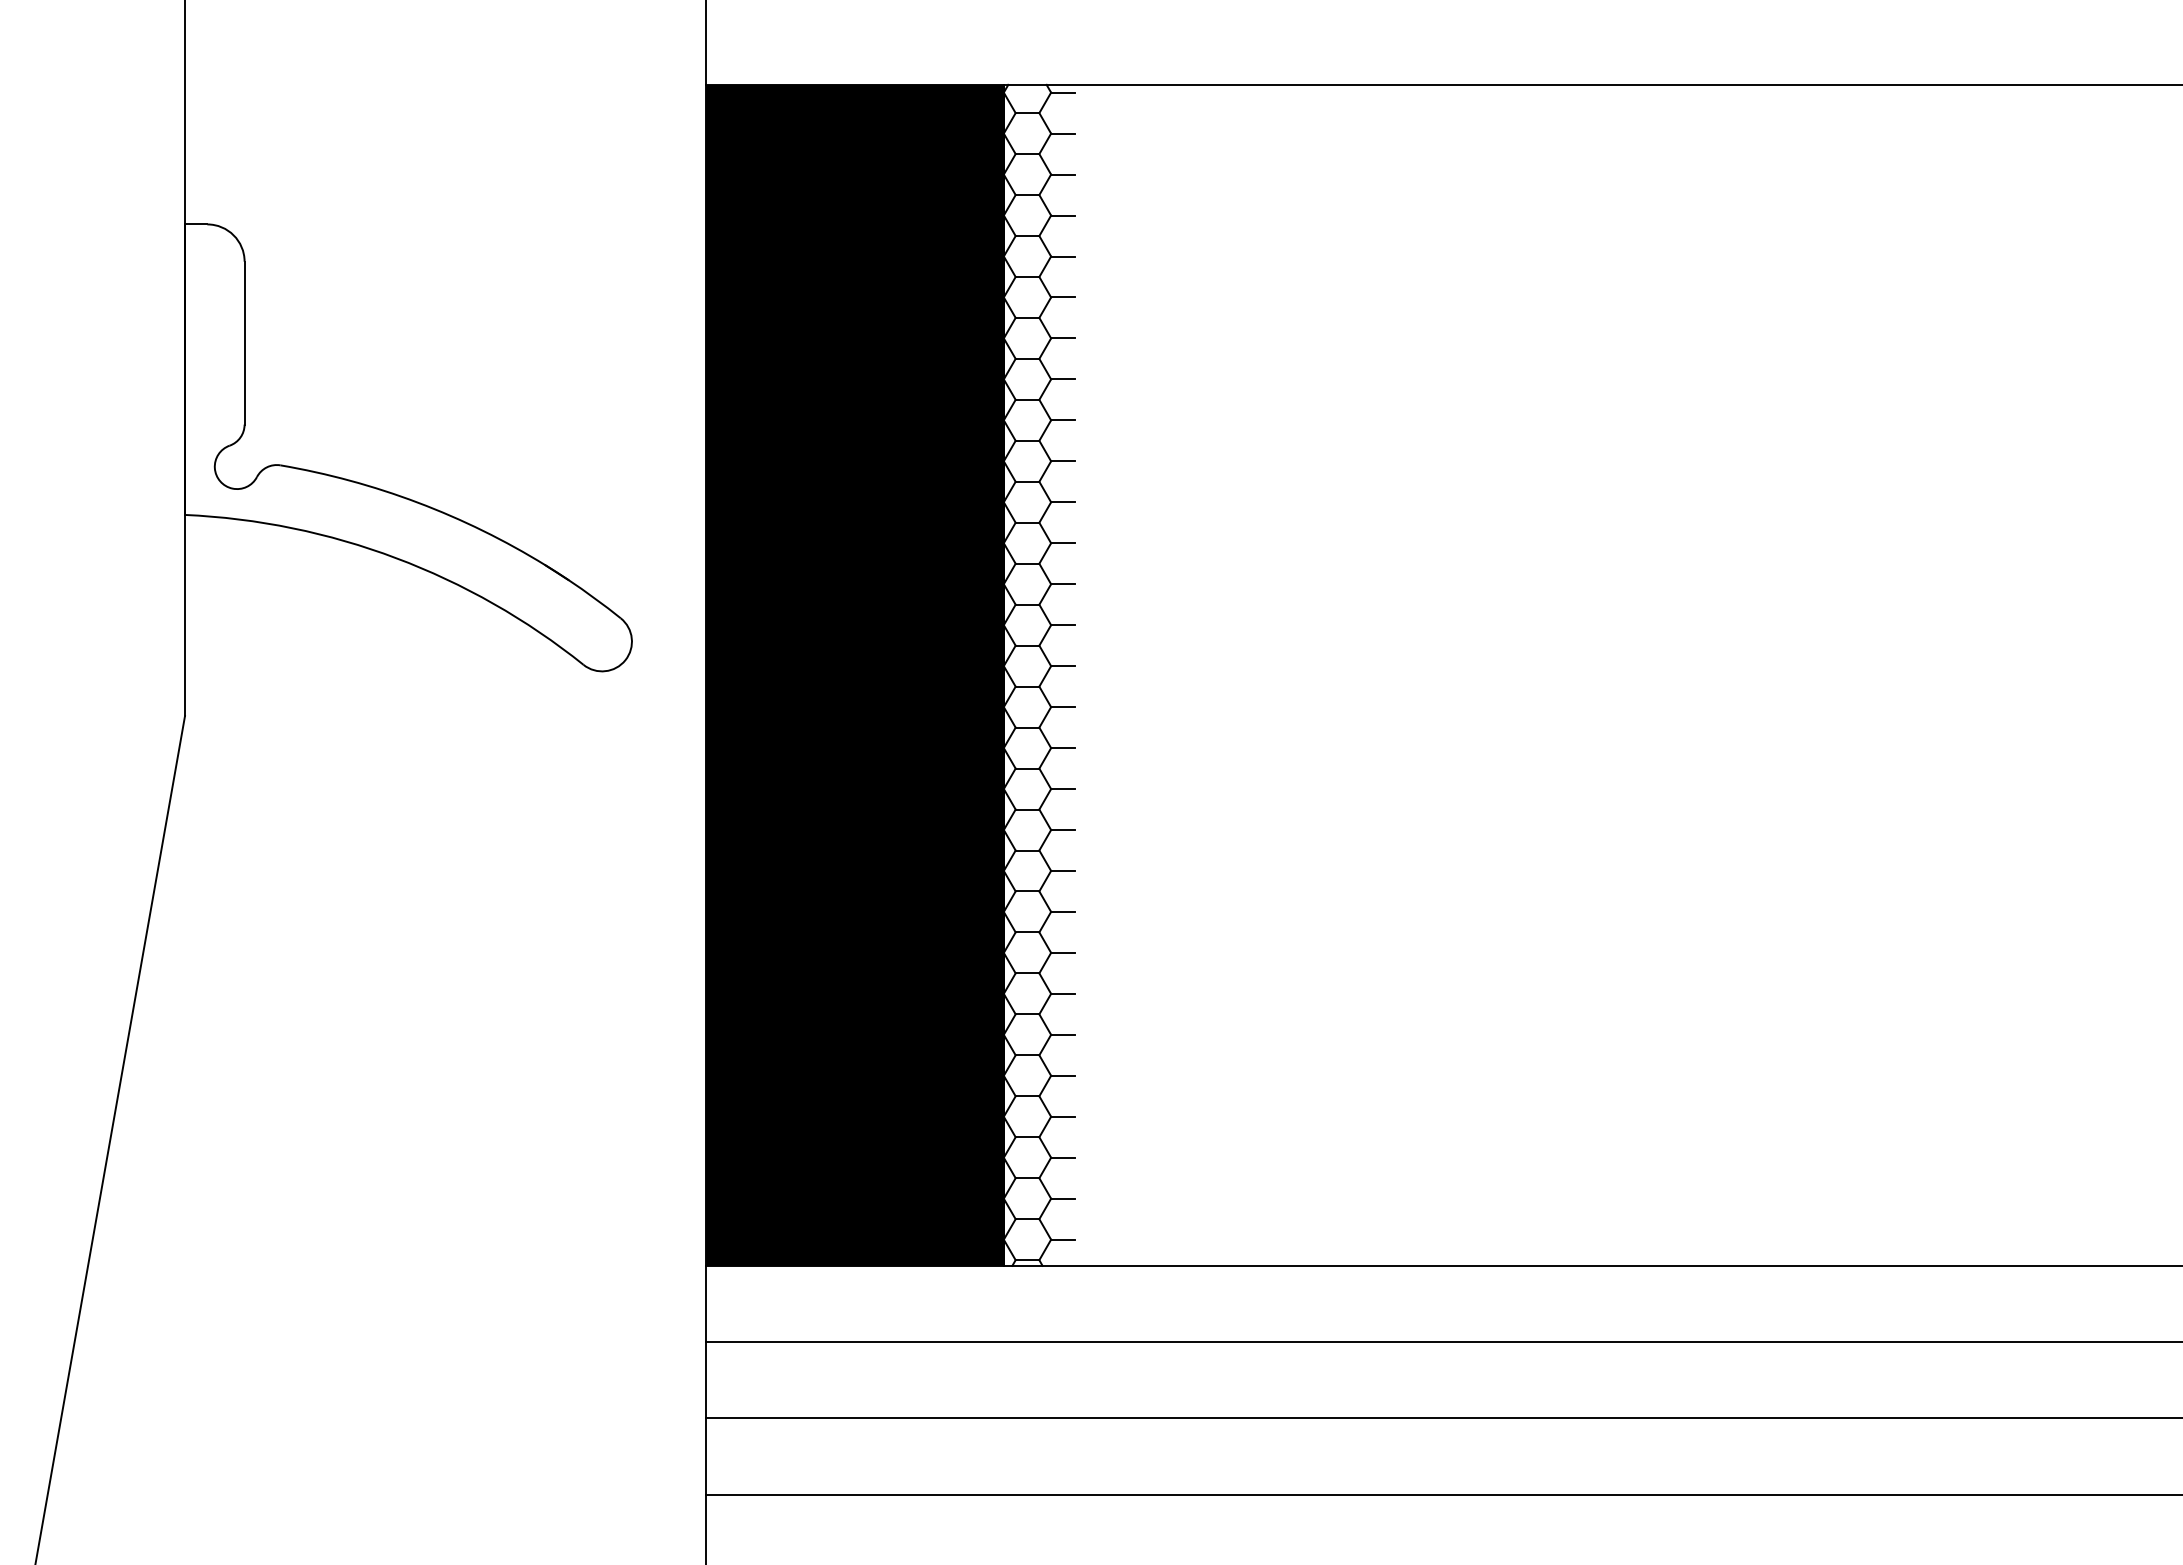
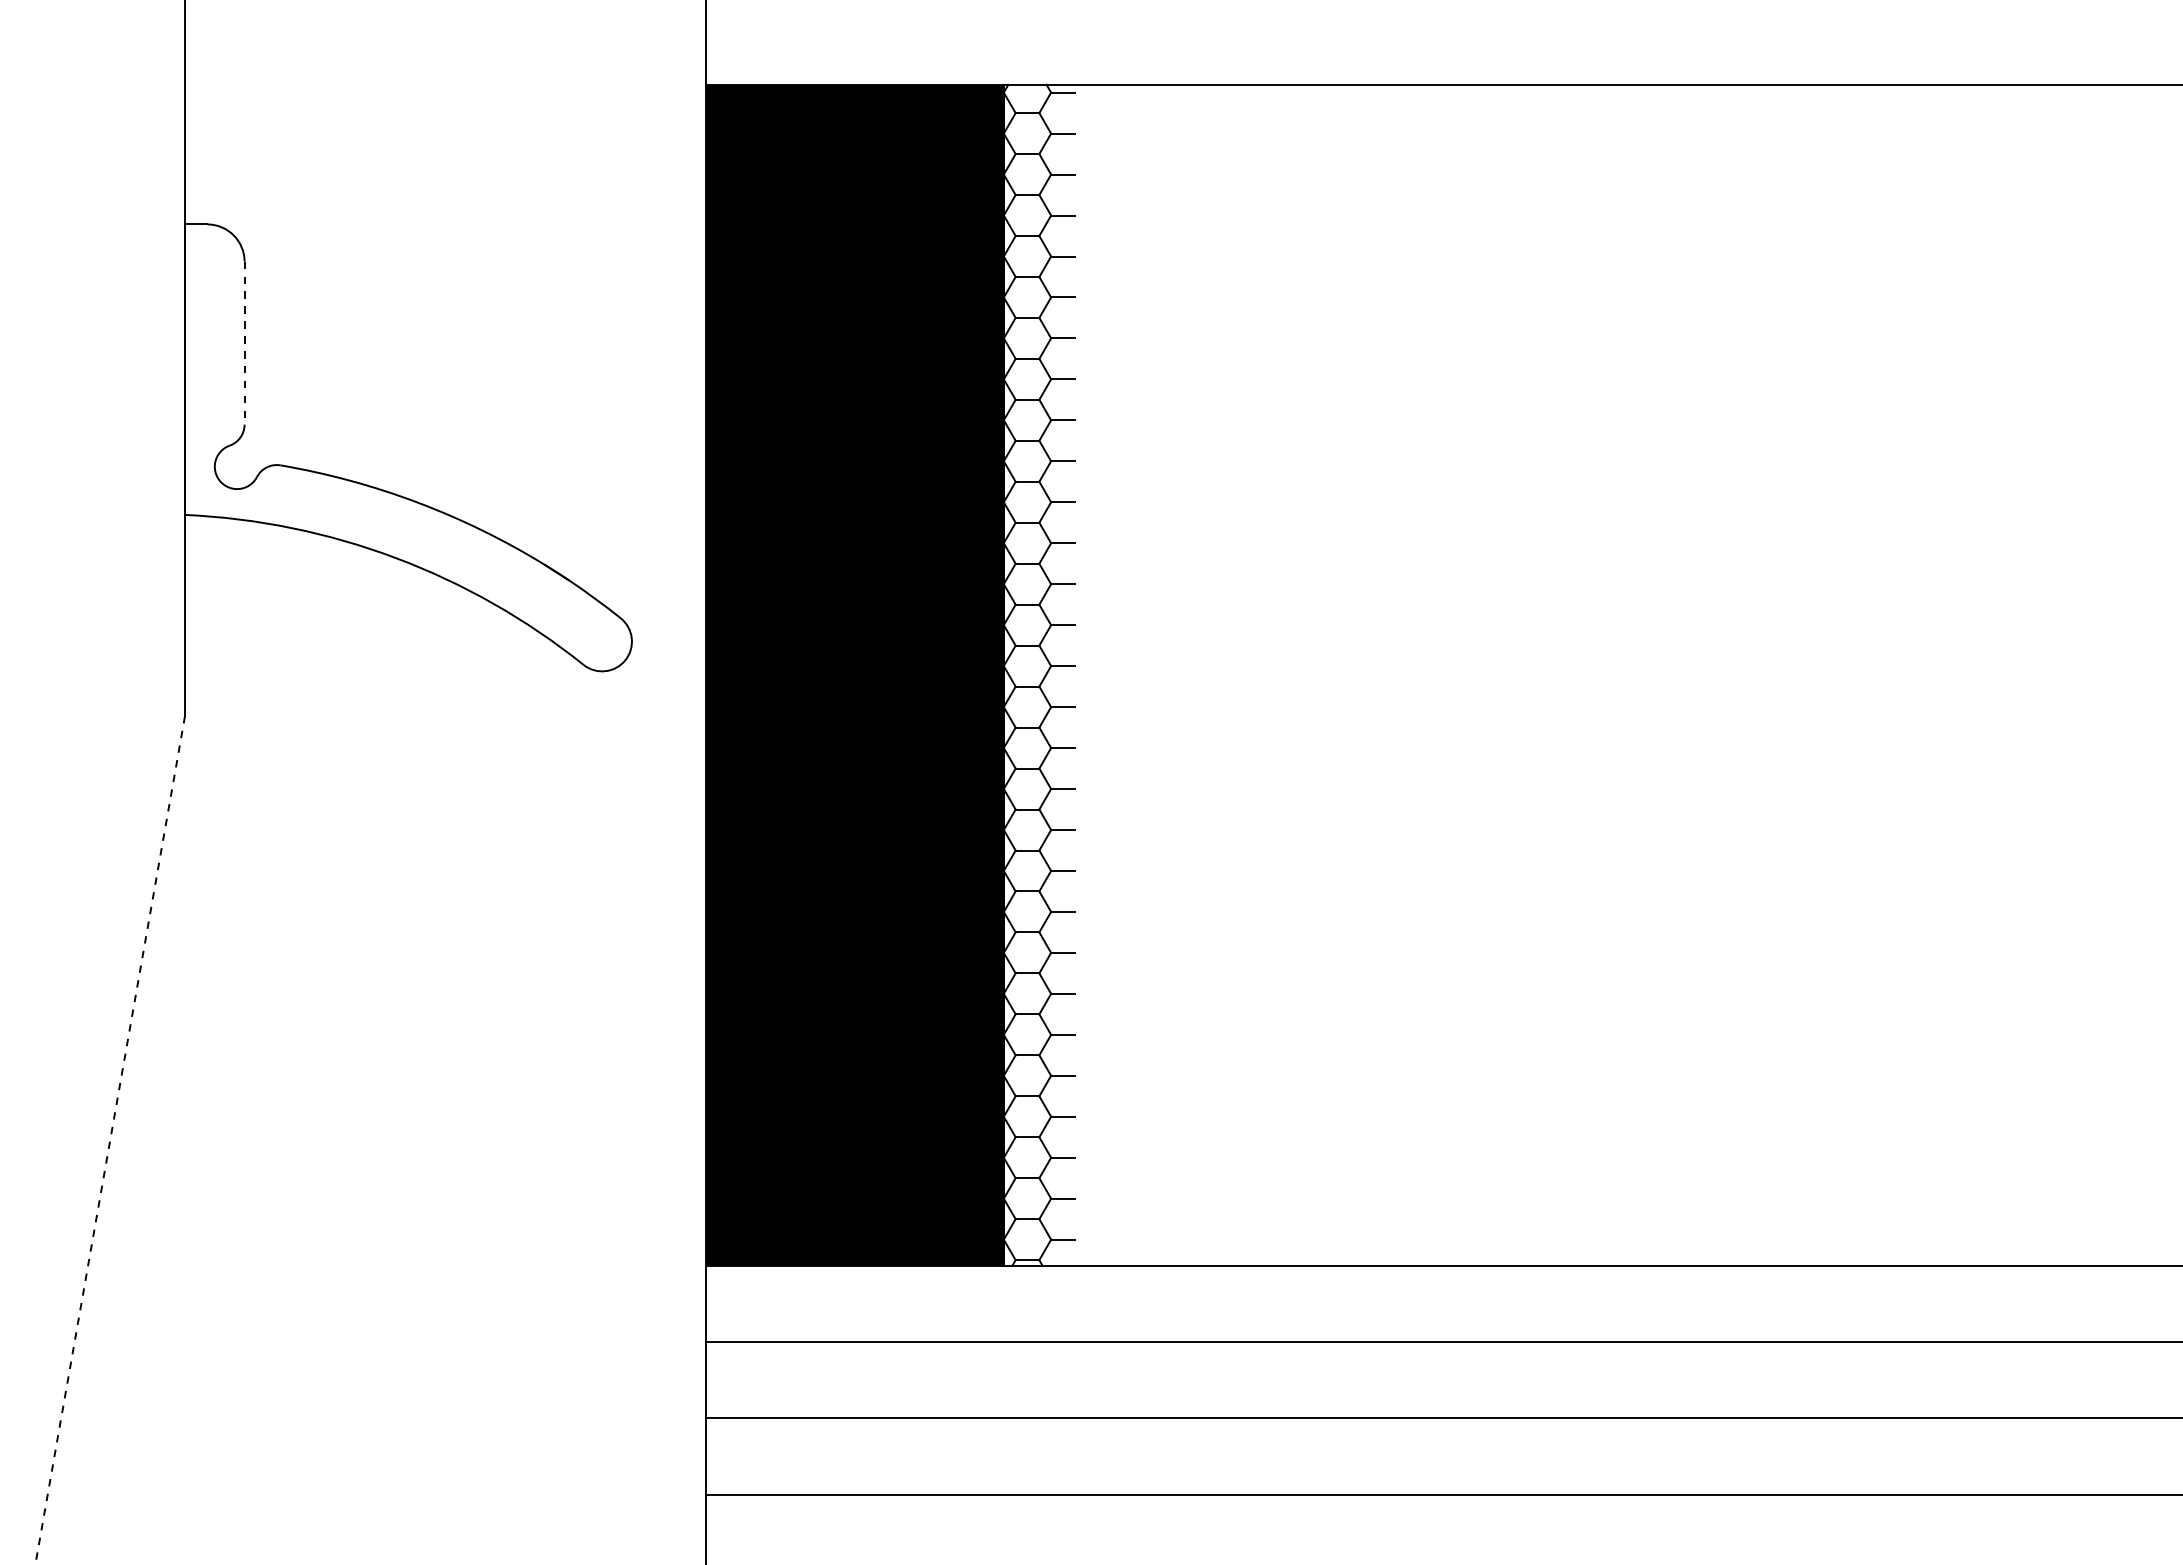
line: solid -> dashed (244, 343)
line: solid -> dashed (110, 1140)
